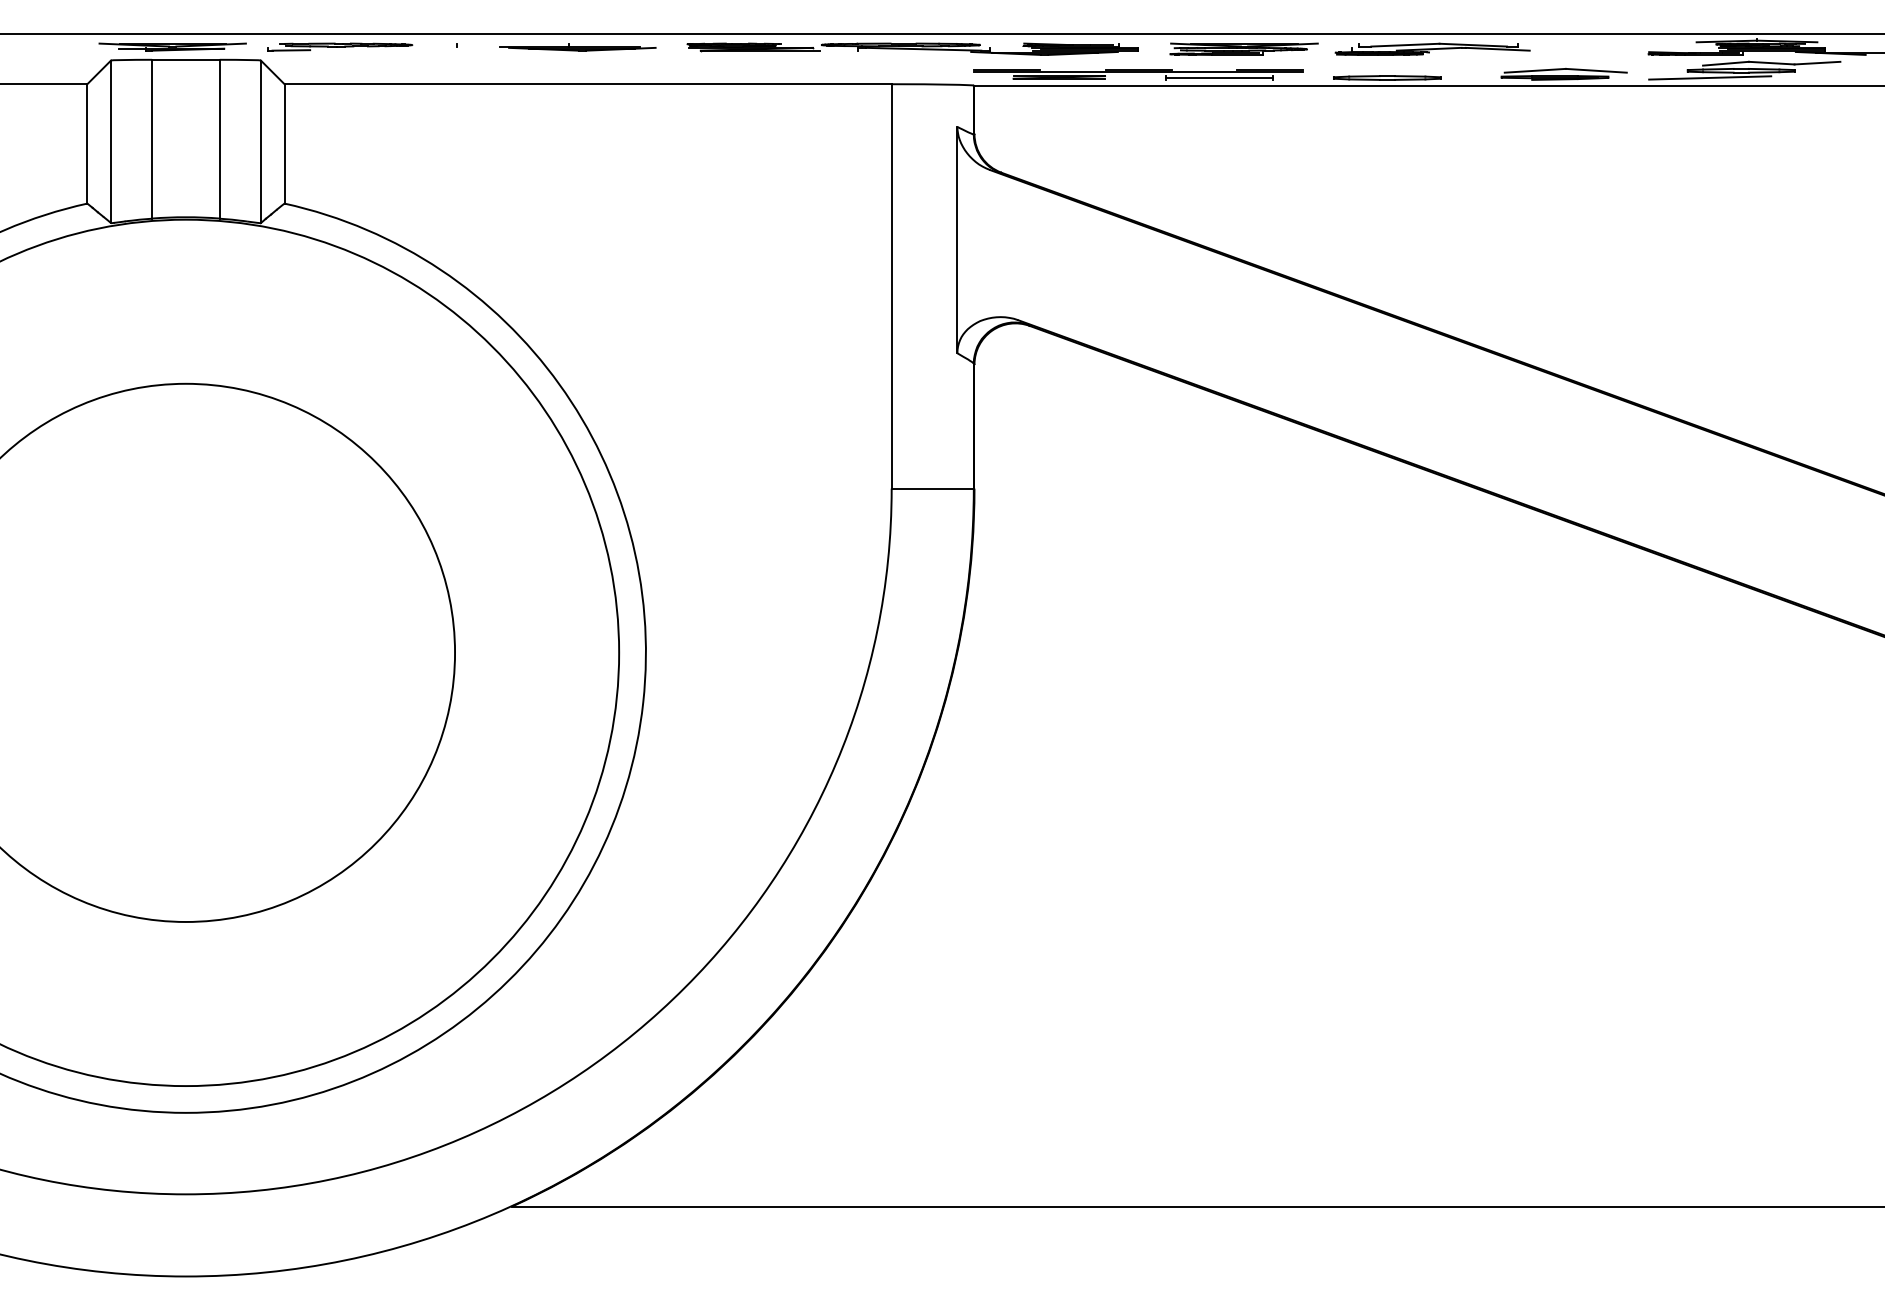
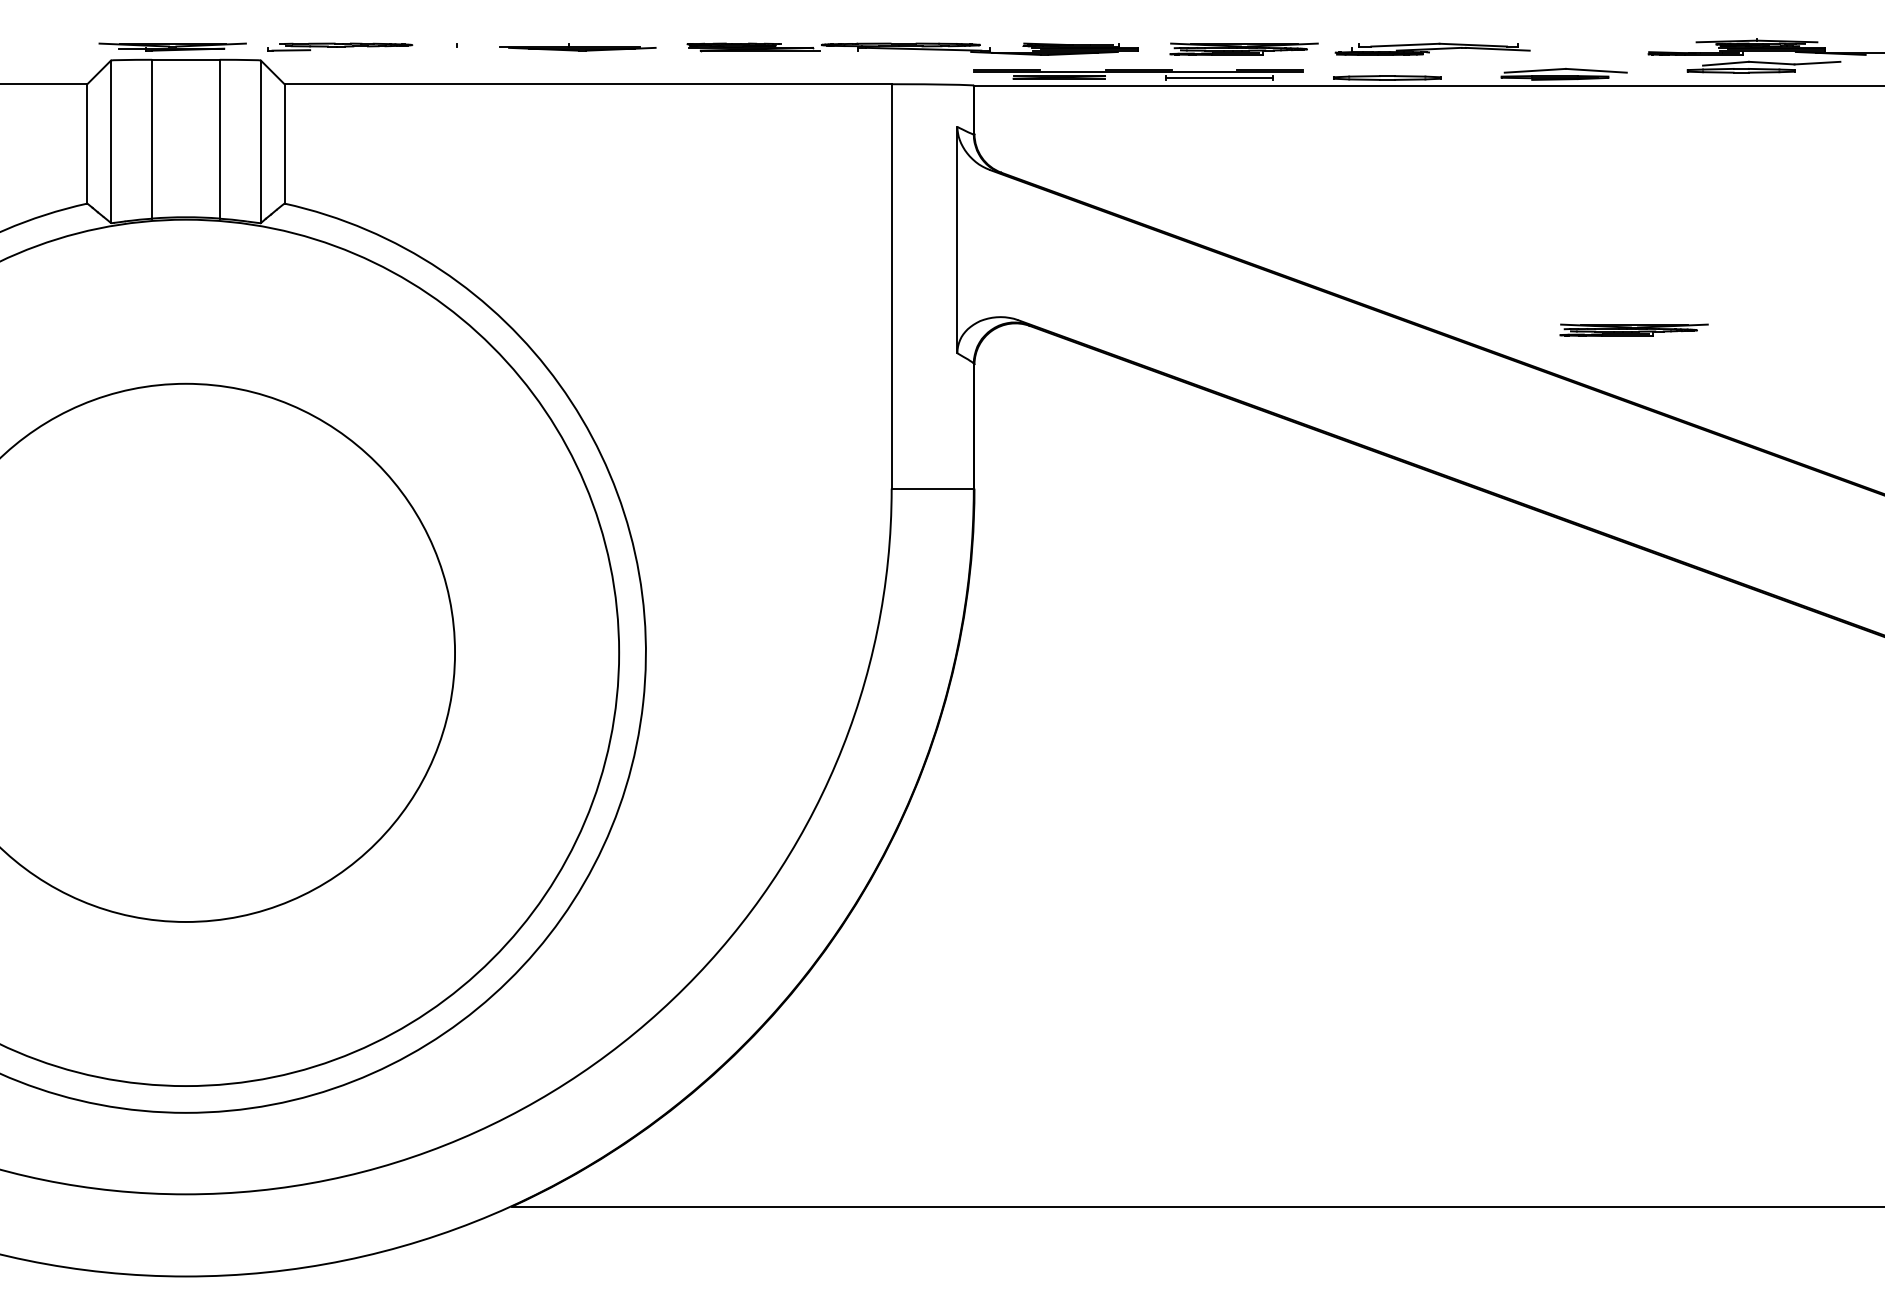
line: present -> none (941, 34)
line: present -> none (1710, 77)
part: none -> present (1633, 329)
